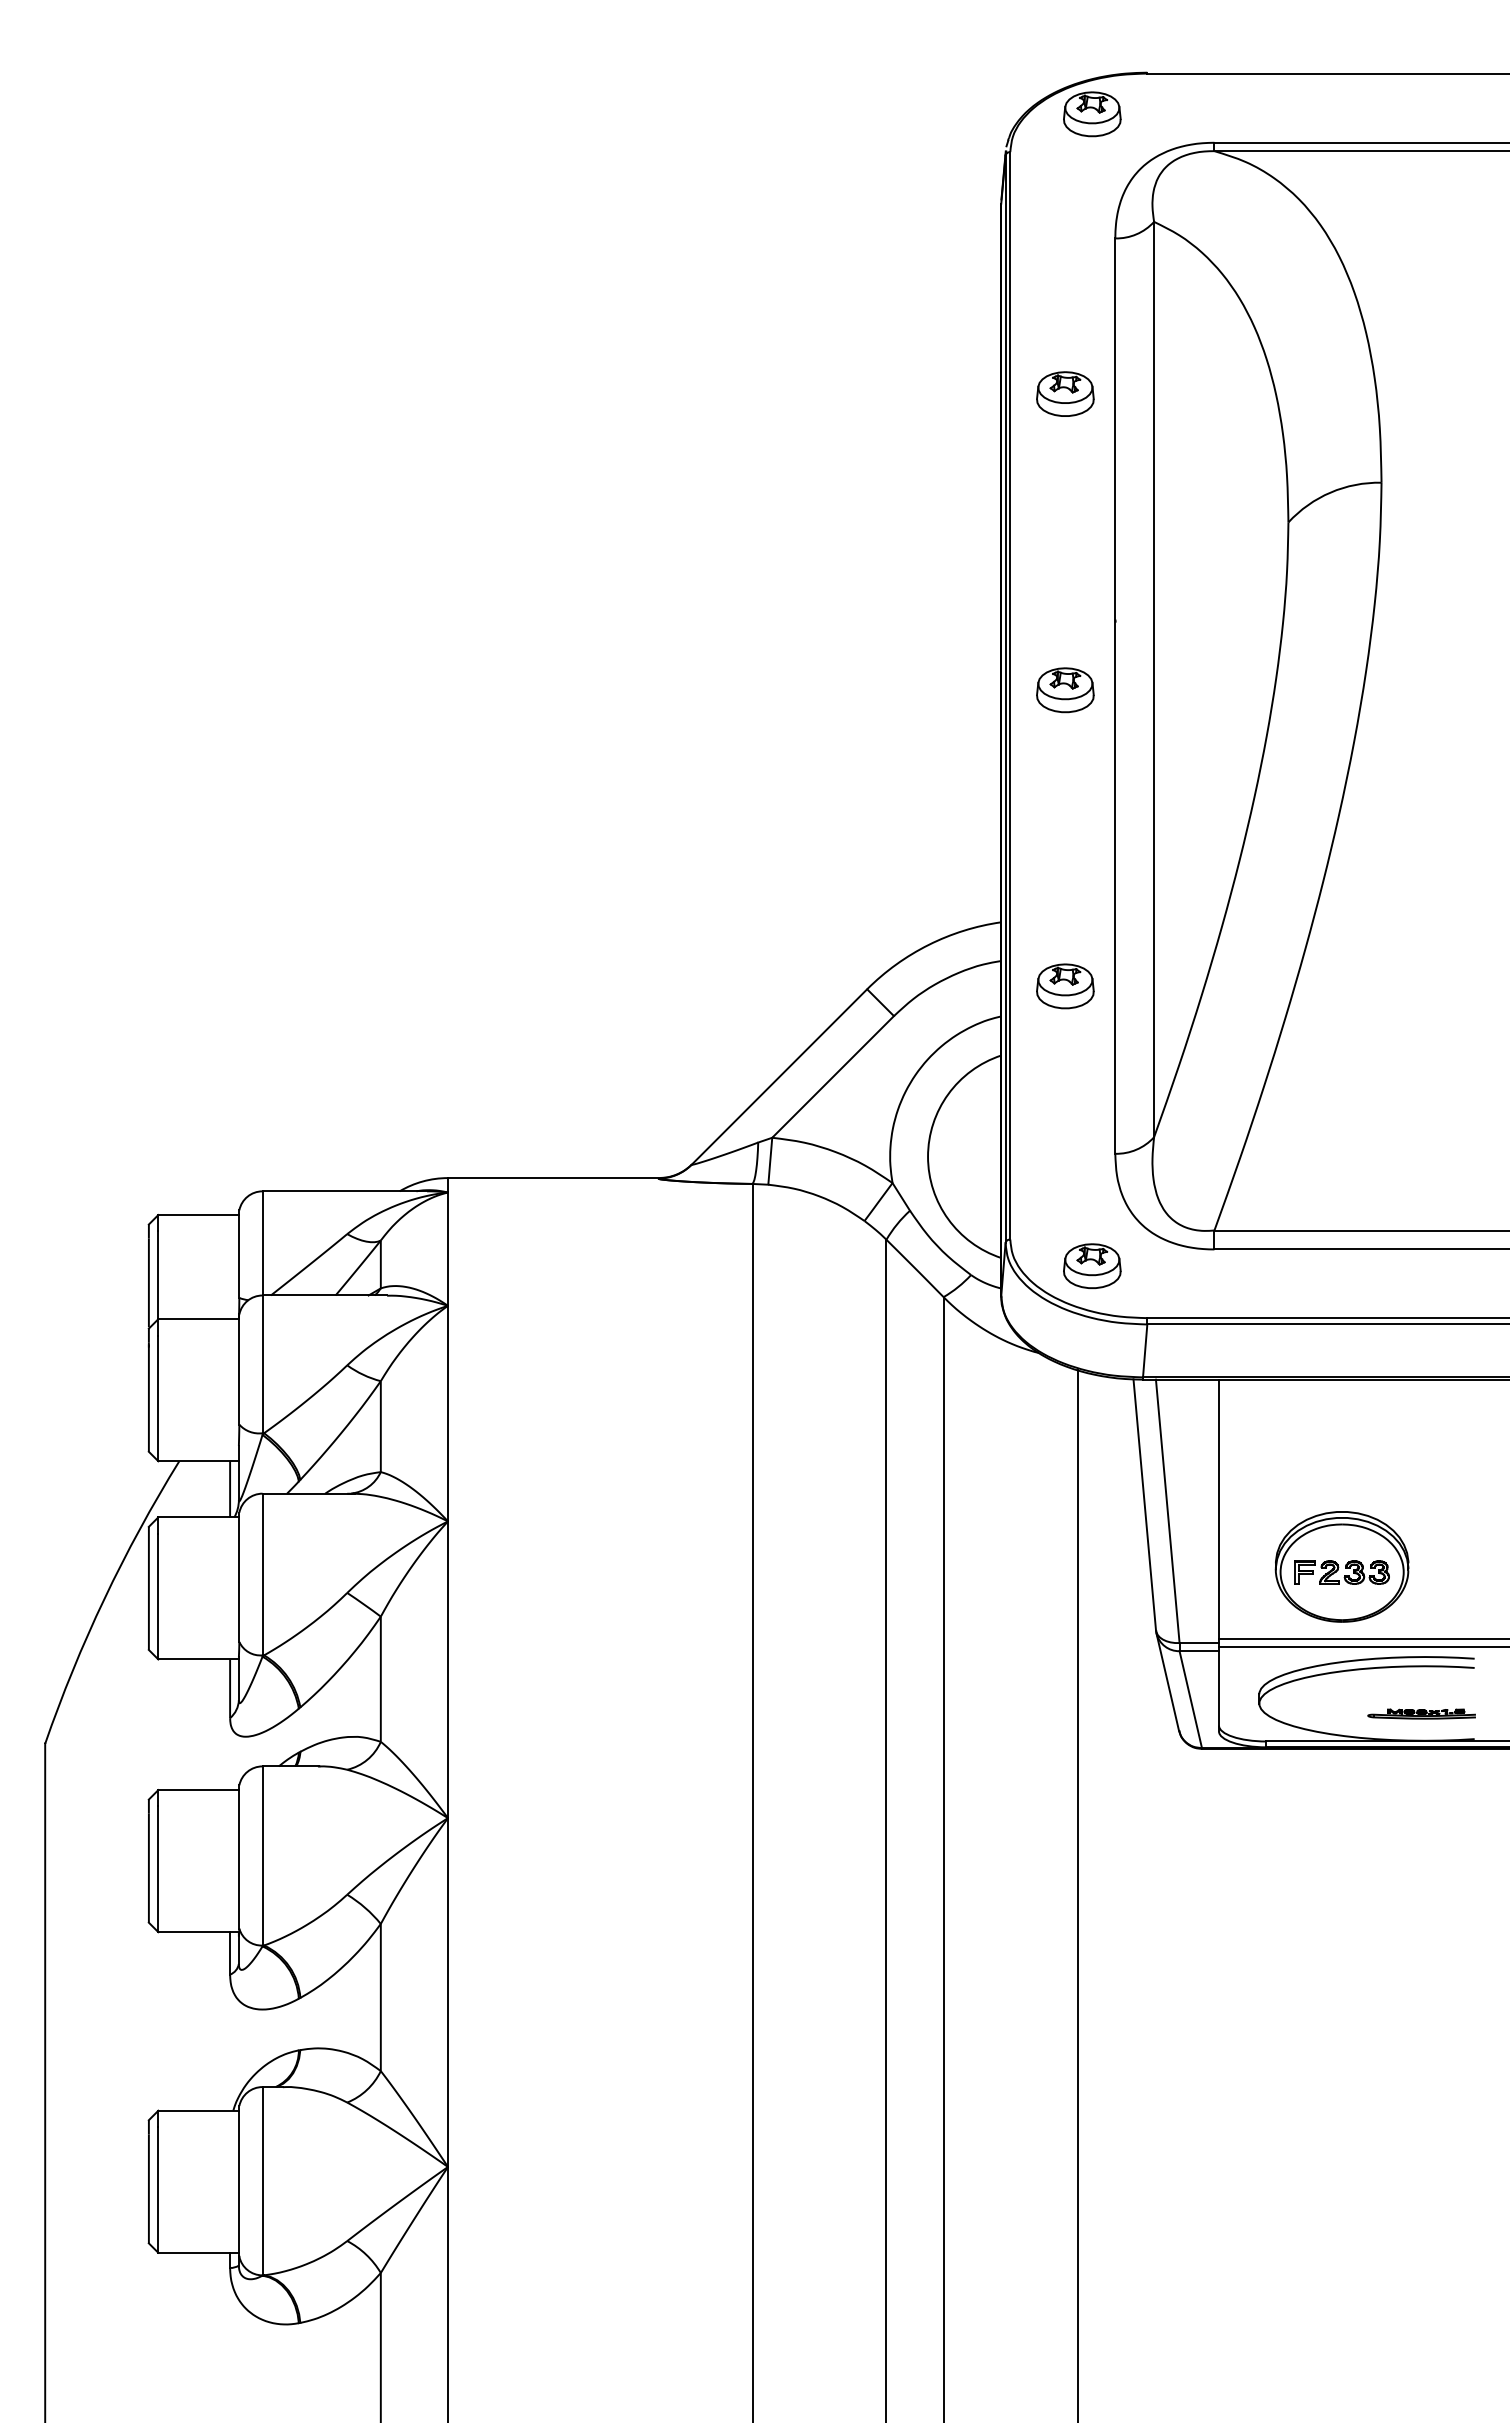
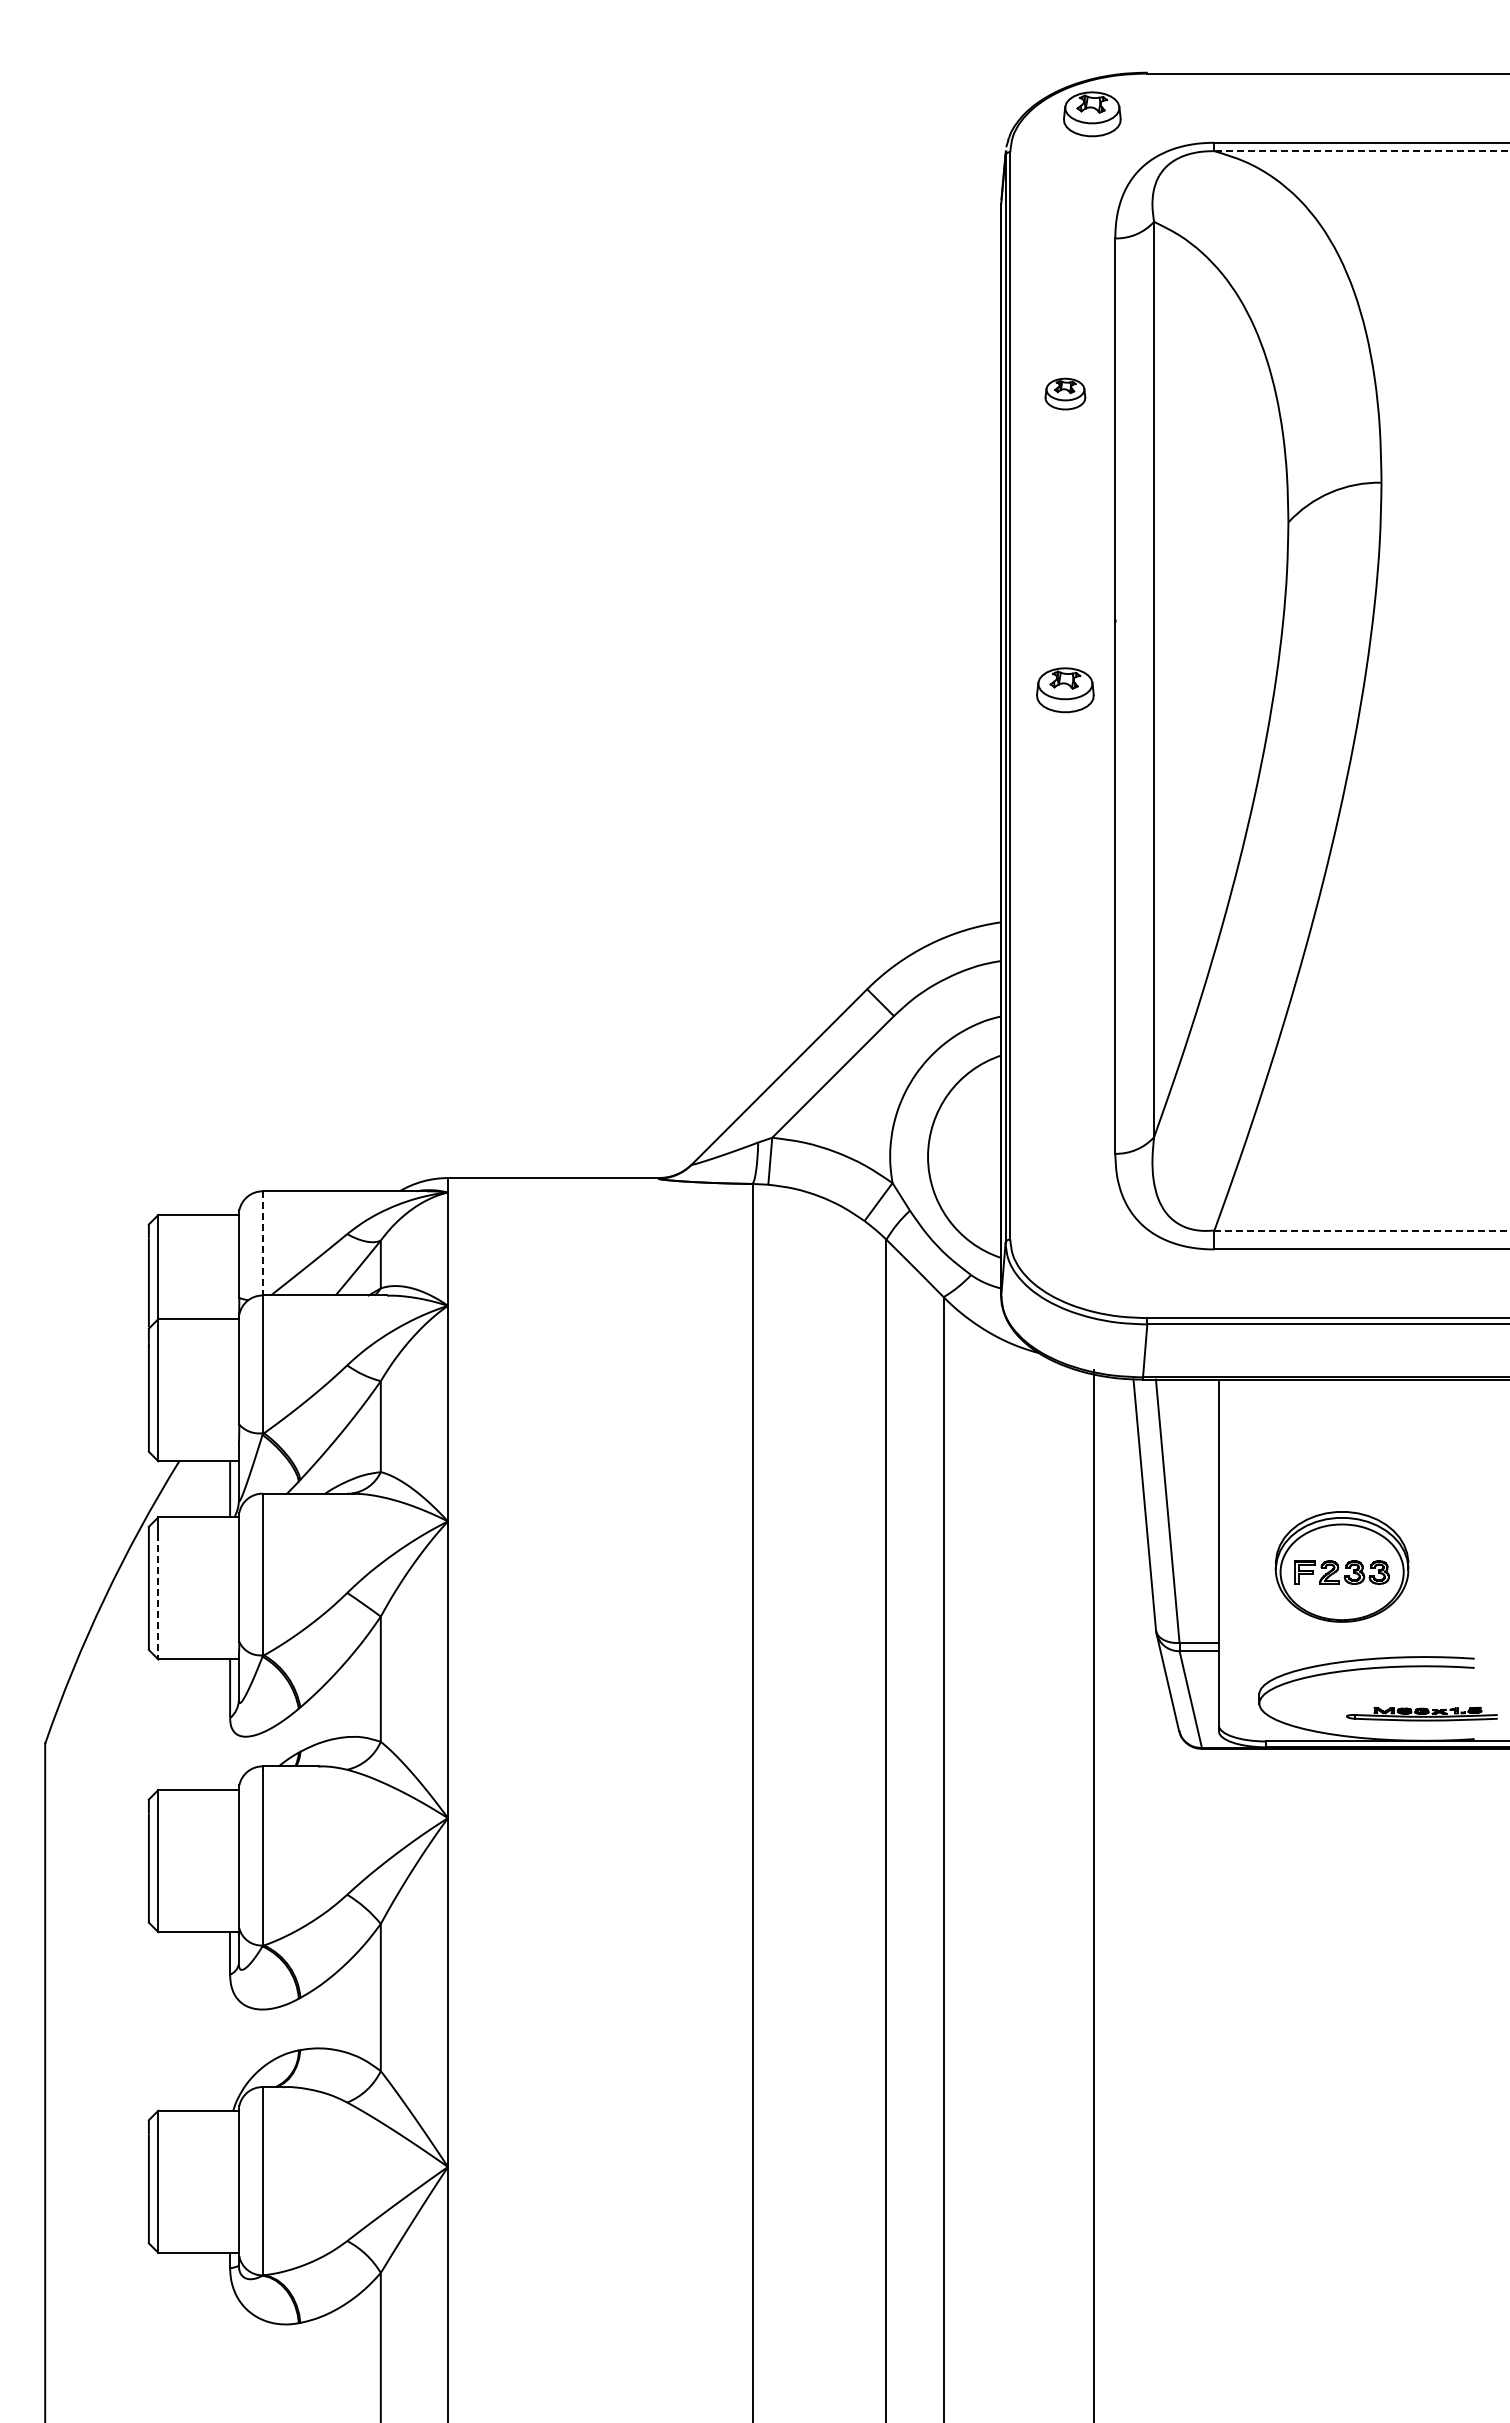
line: solid -> dashed (1361, 151)
part size: 59x46 px -> 43x34 px (1065, 393)
part: present -> none (1065, 986)
line: solid -> dashed (1362, 1230)
line: solid -> dashed (262, 1243)
part: present -> none (1092, 1265)
line: solid -> dashed (158, 1596)
line: present -> none (1362, 1638)
line: present -> none (1362, 1646)
part size: 109x12 px -> 152x16 px (1421, 1713)
line position: (1077, 1894) -> (1093, 1894) (1093, 1894)
